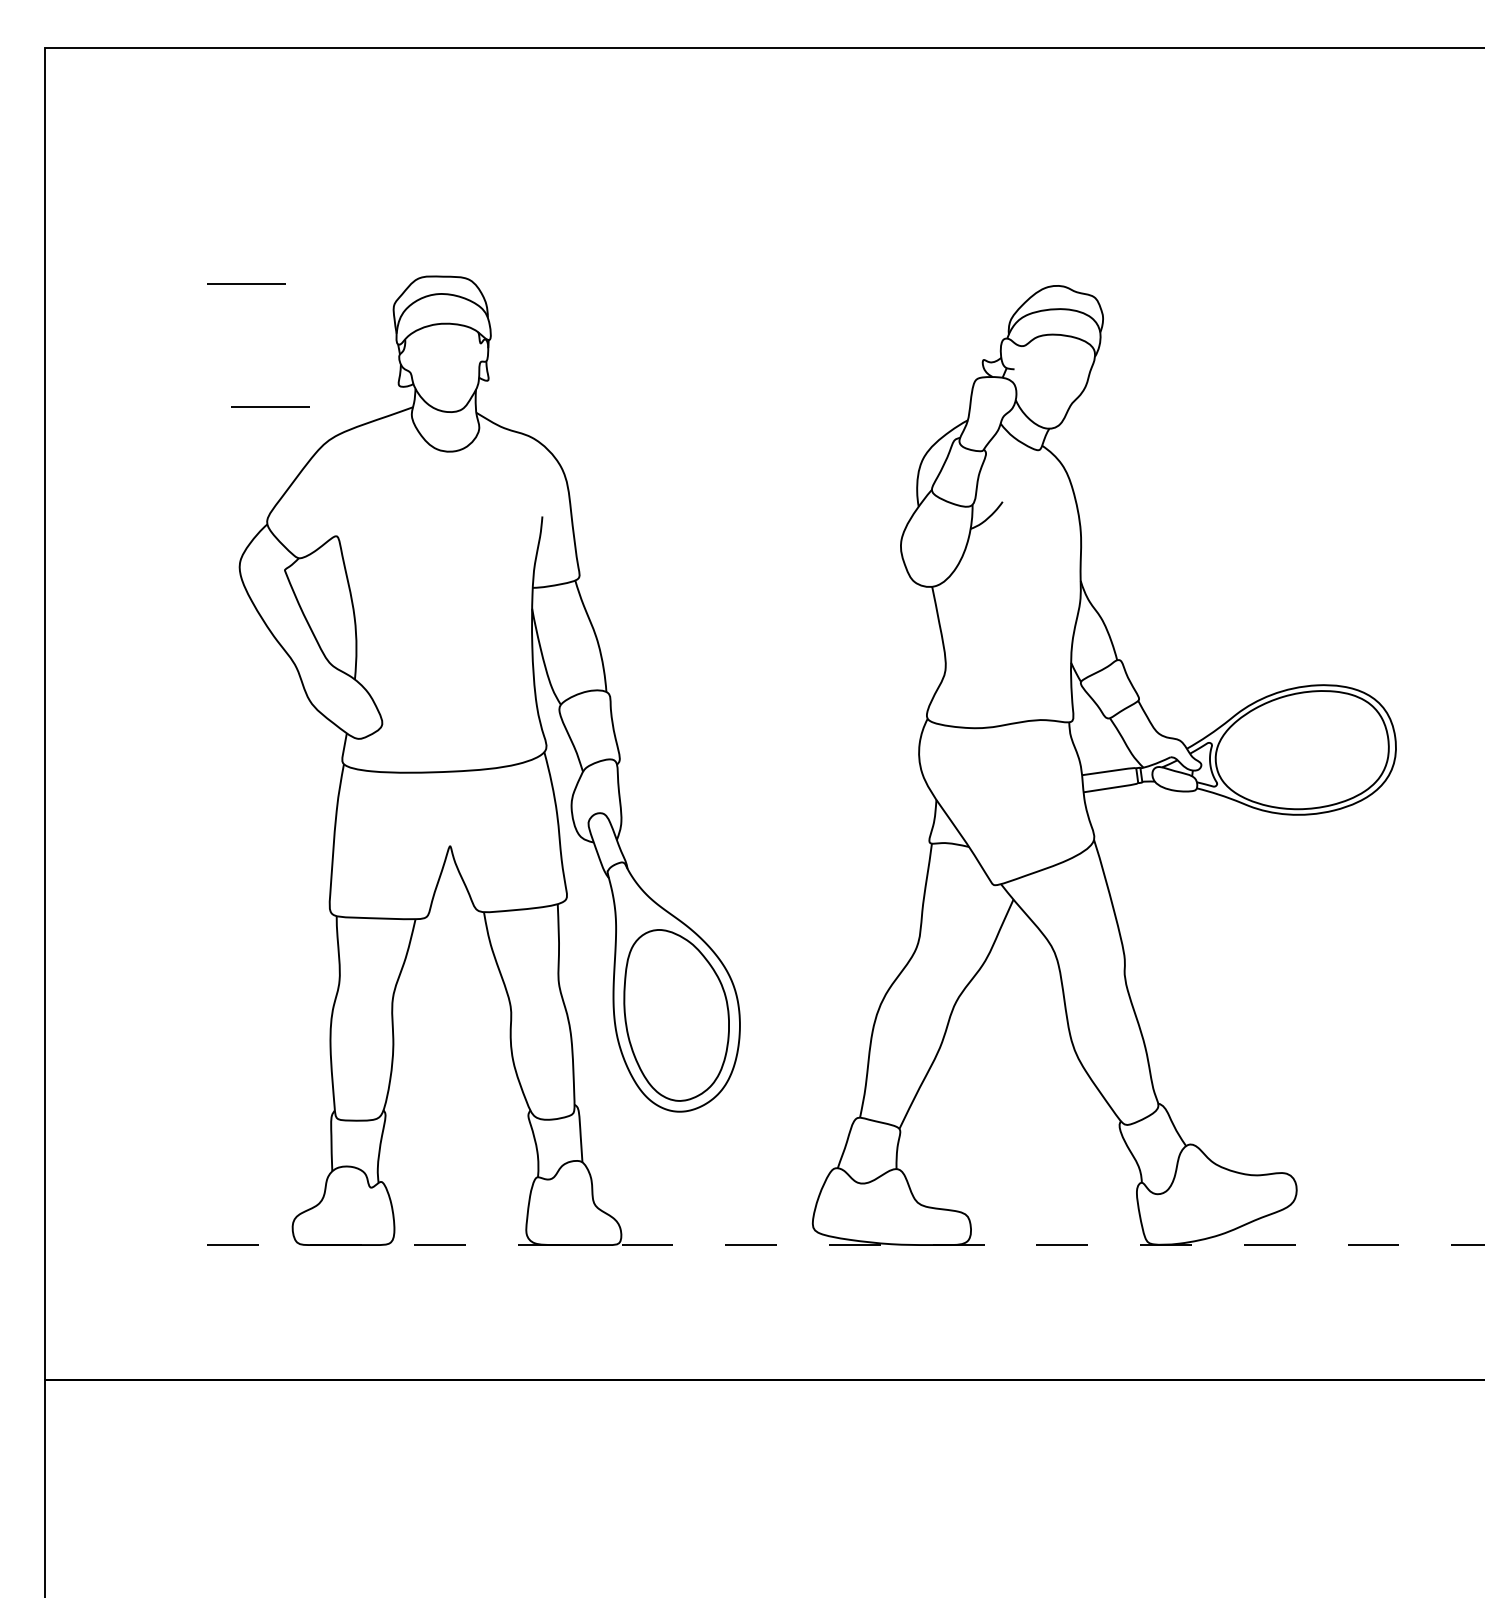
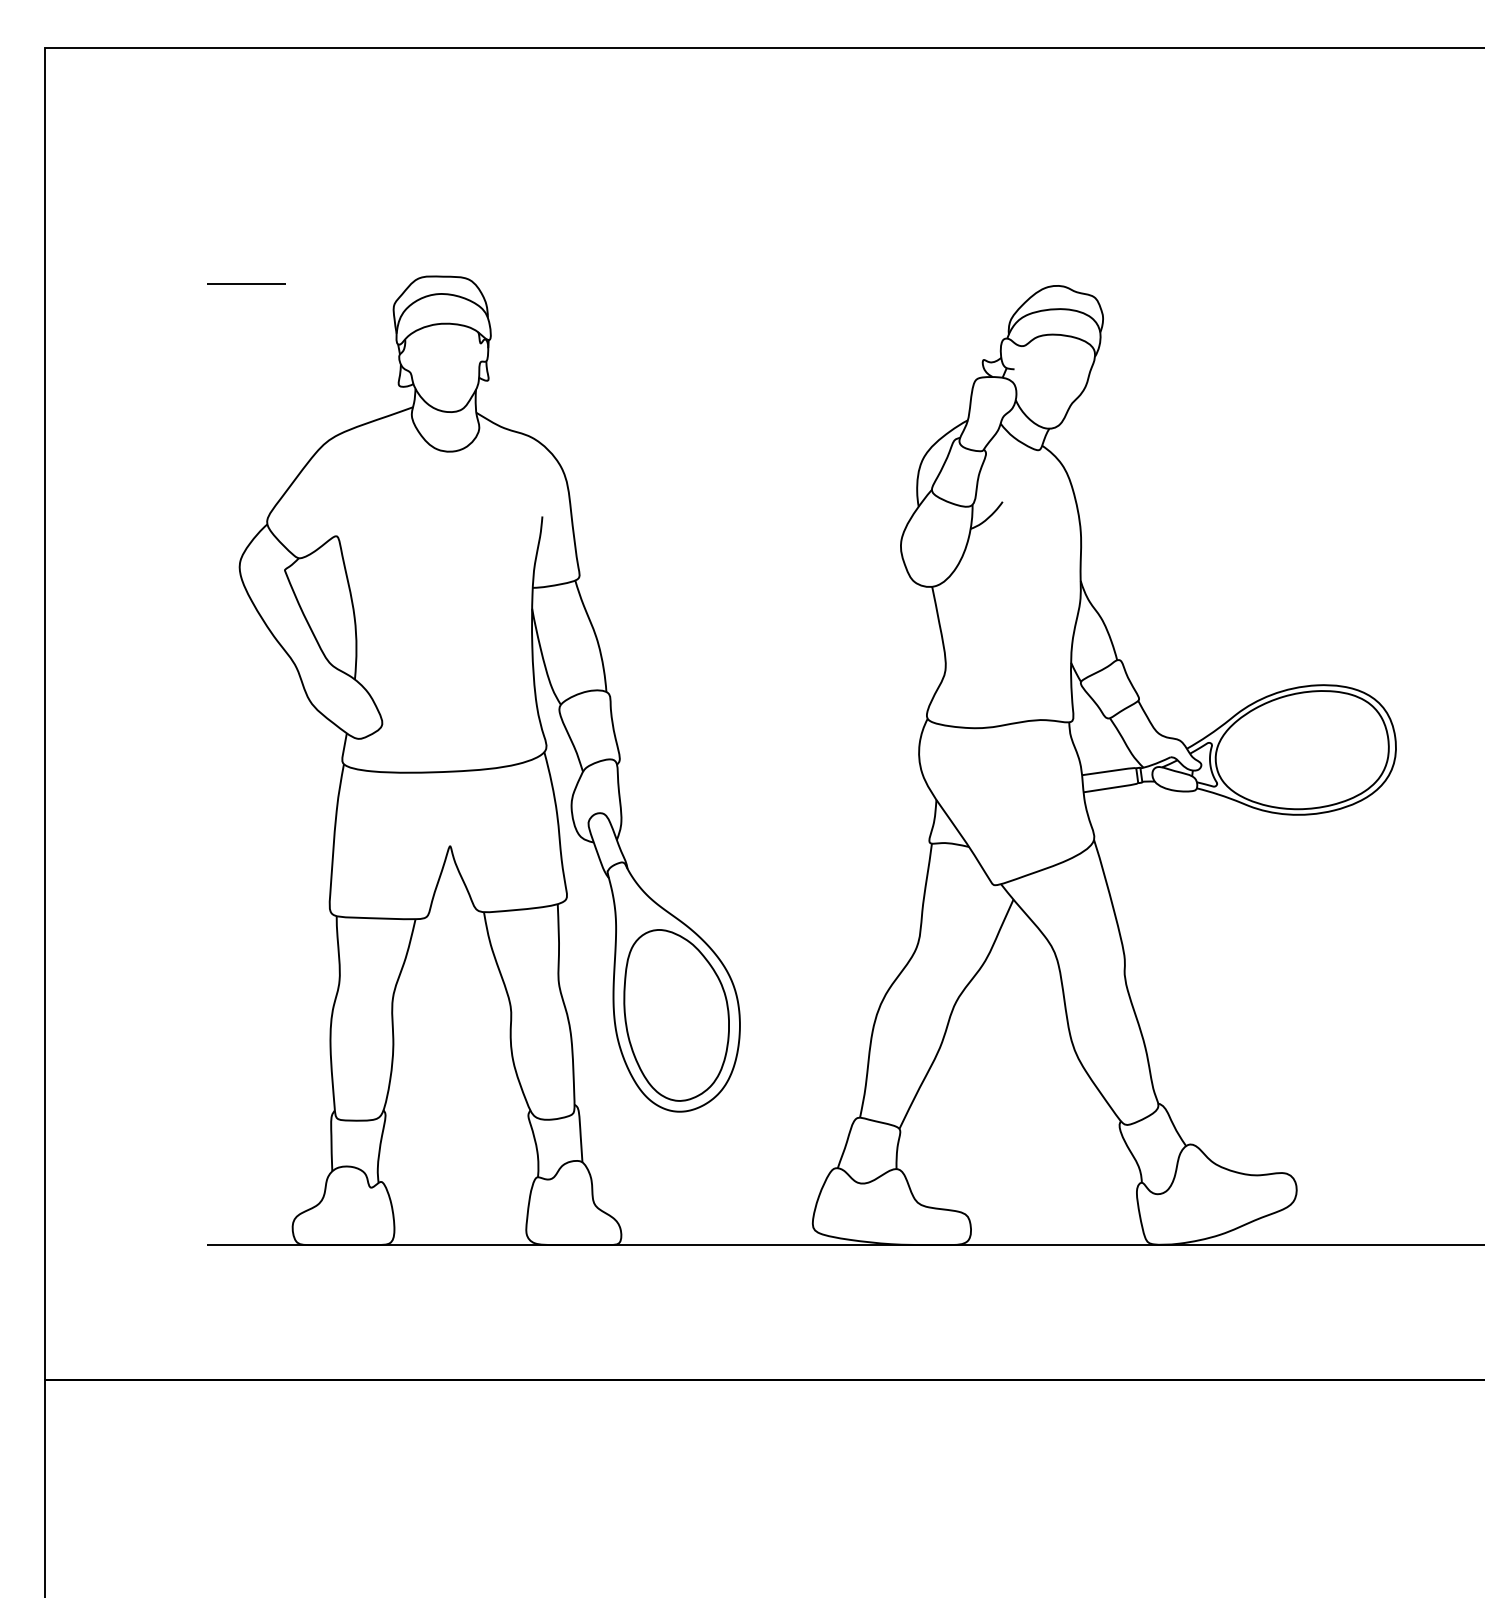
line: present -> none (270, 406)
line: dashed -> solid (845, 1245)
